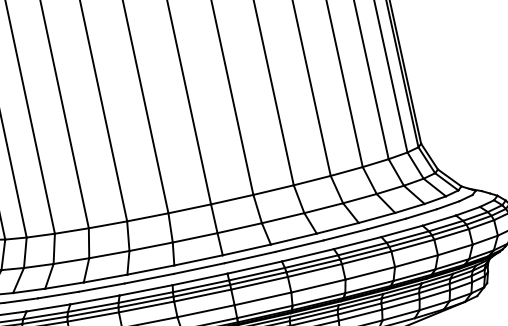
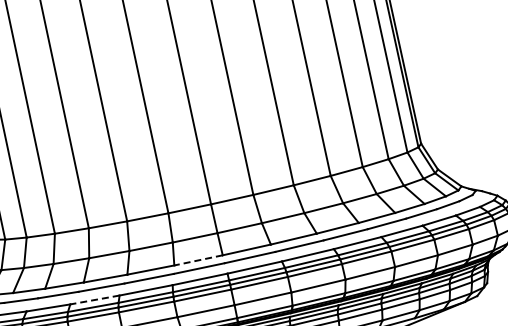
line: solid -> dashed (198, 260)
line: solid -> dashed (94, 300)
